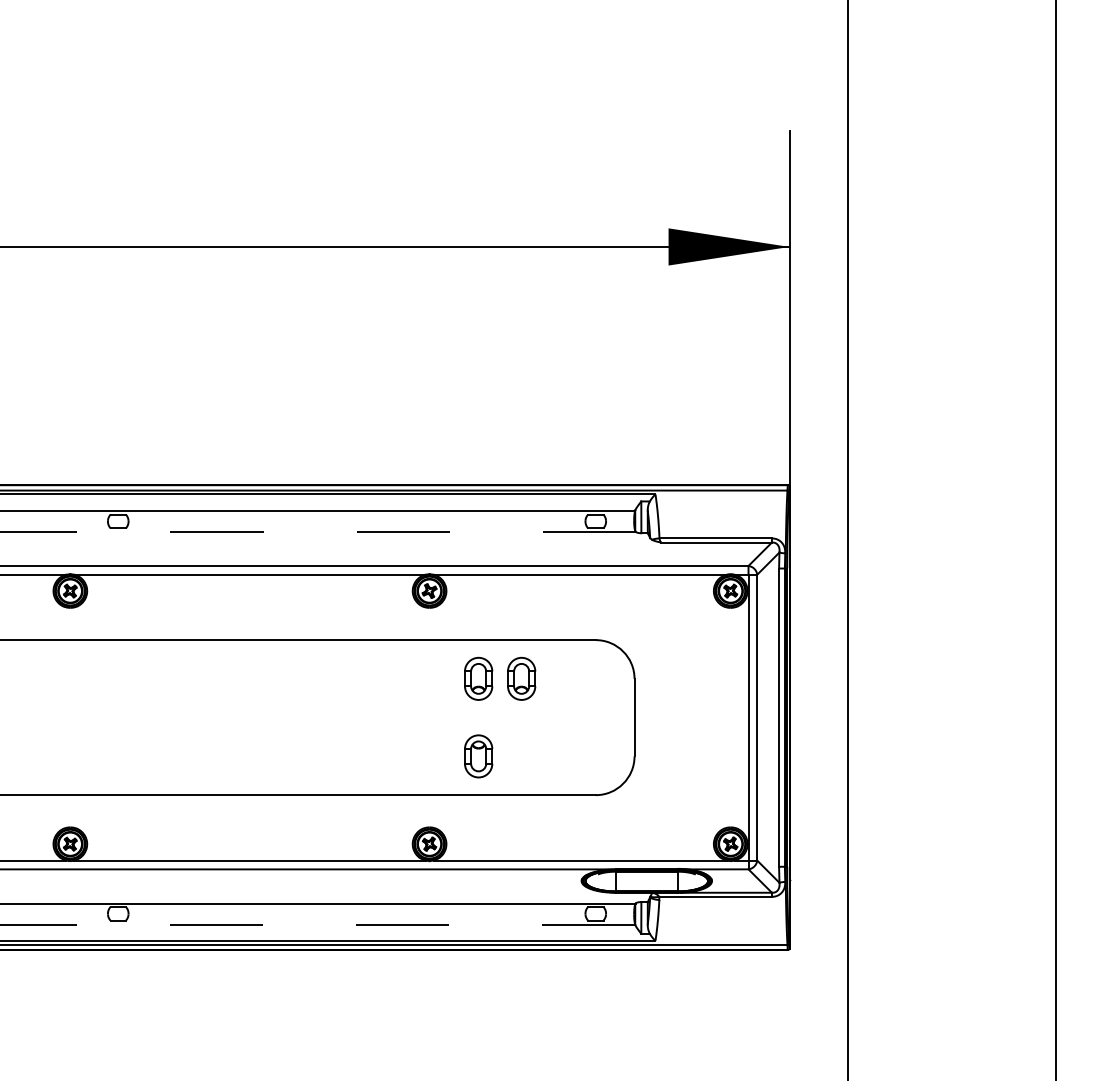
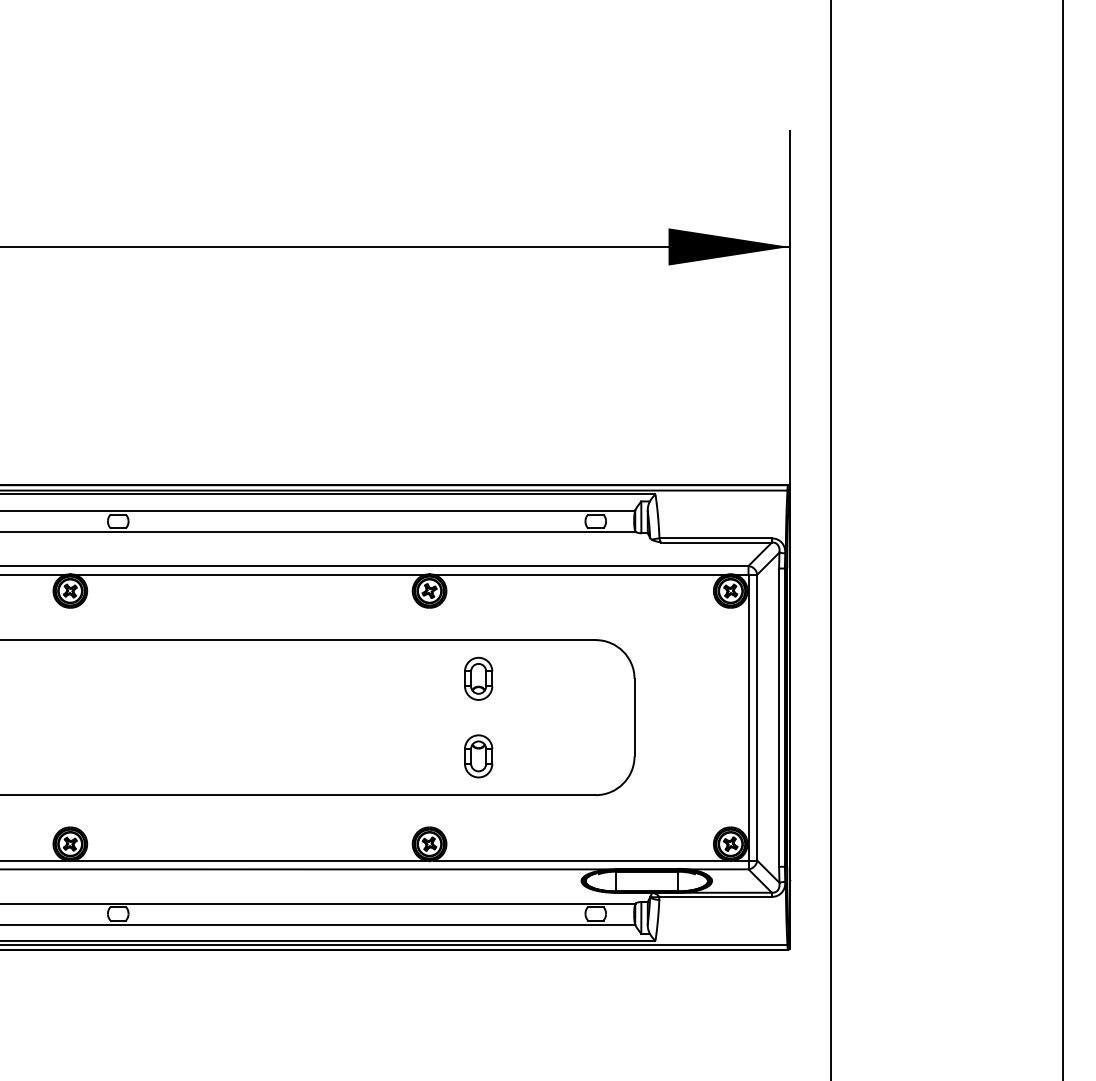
line: dashed -> solid (317, 531)
line position: (847, 539) -> (830, 539) (830, 539)
line position: (1056, 539) -> (1063, 539) (1063, 539)
part: present -> none (521, 678)
line: dashed -> solid (317, 924)
